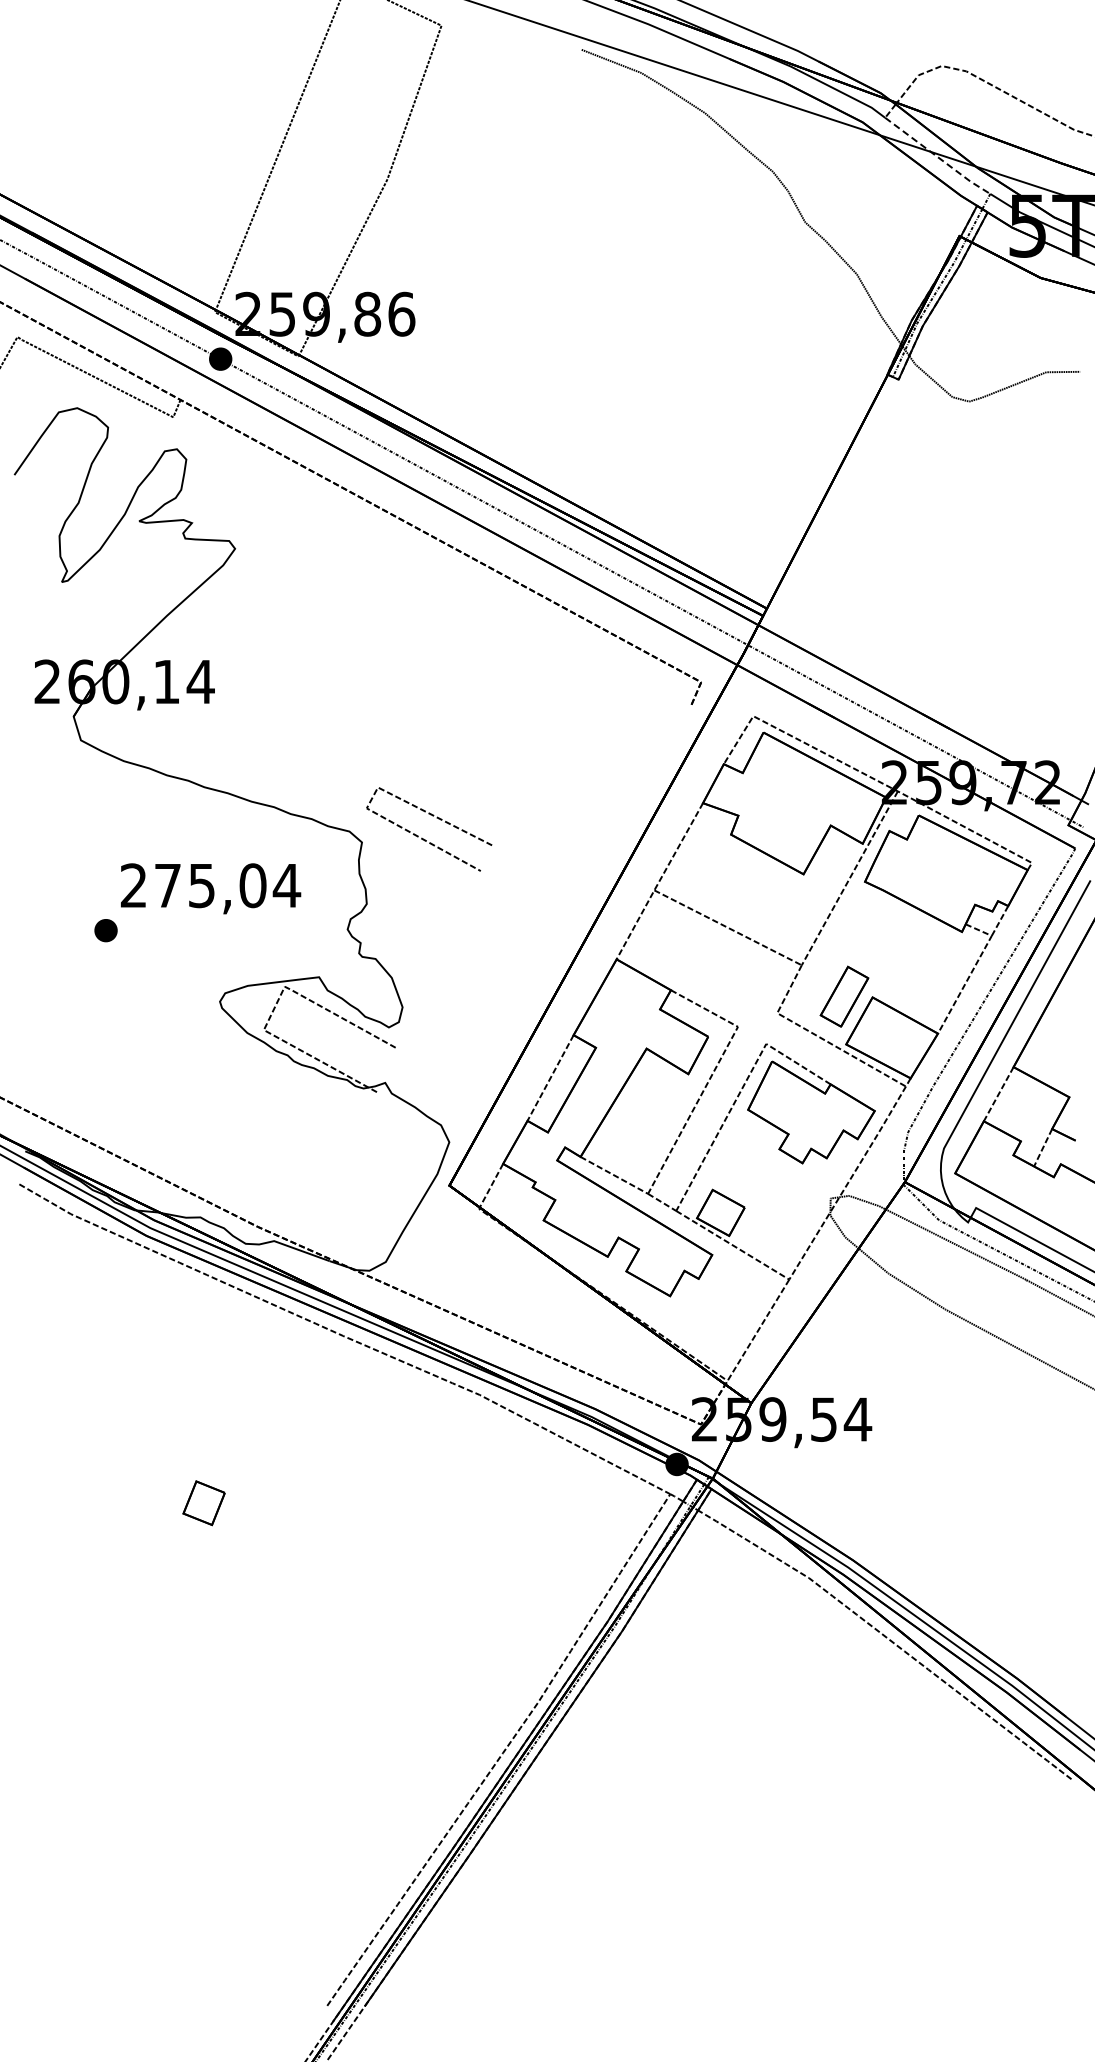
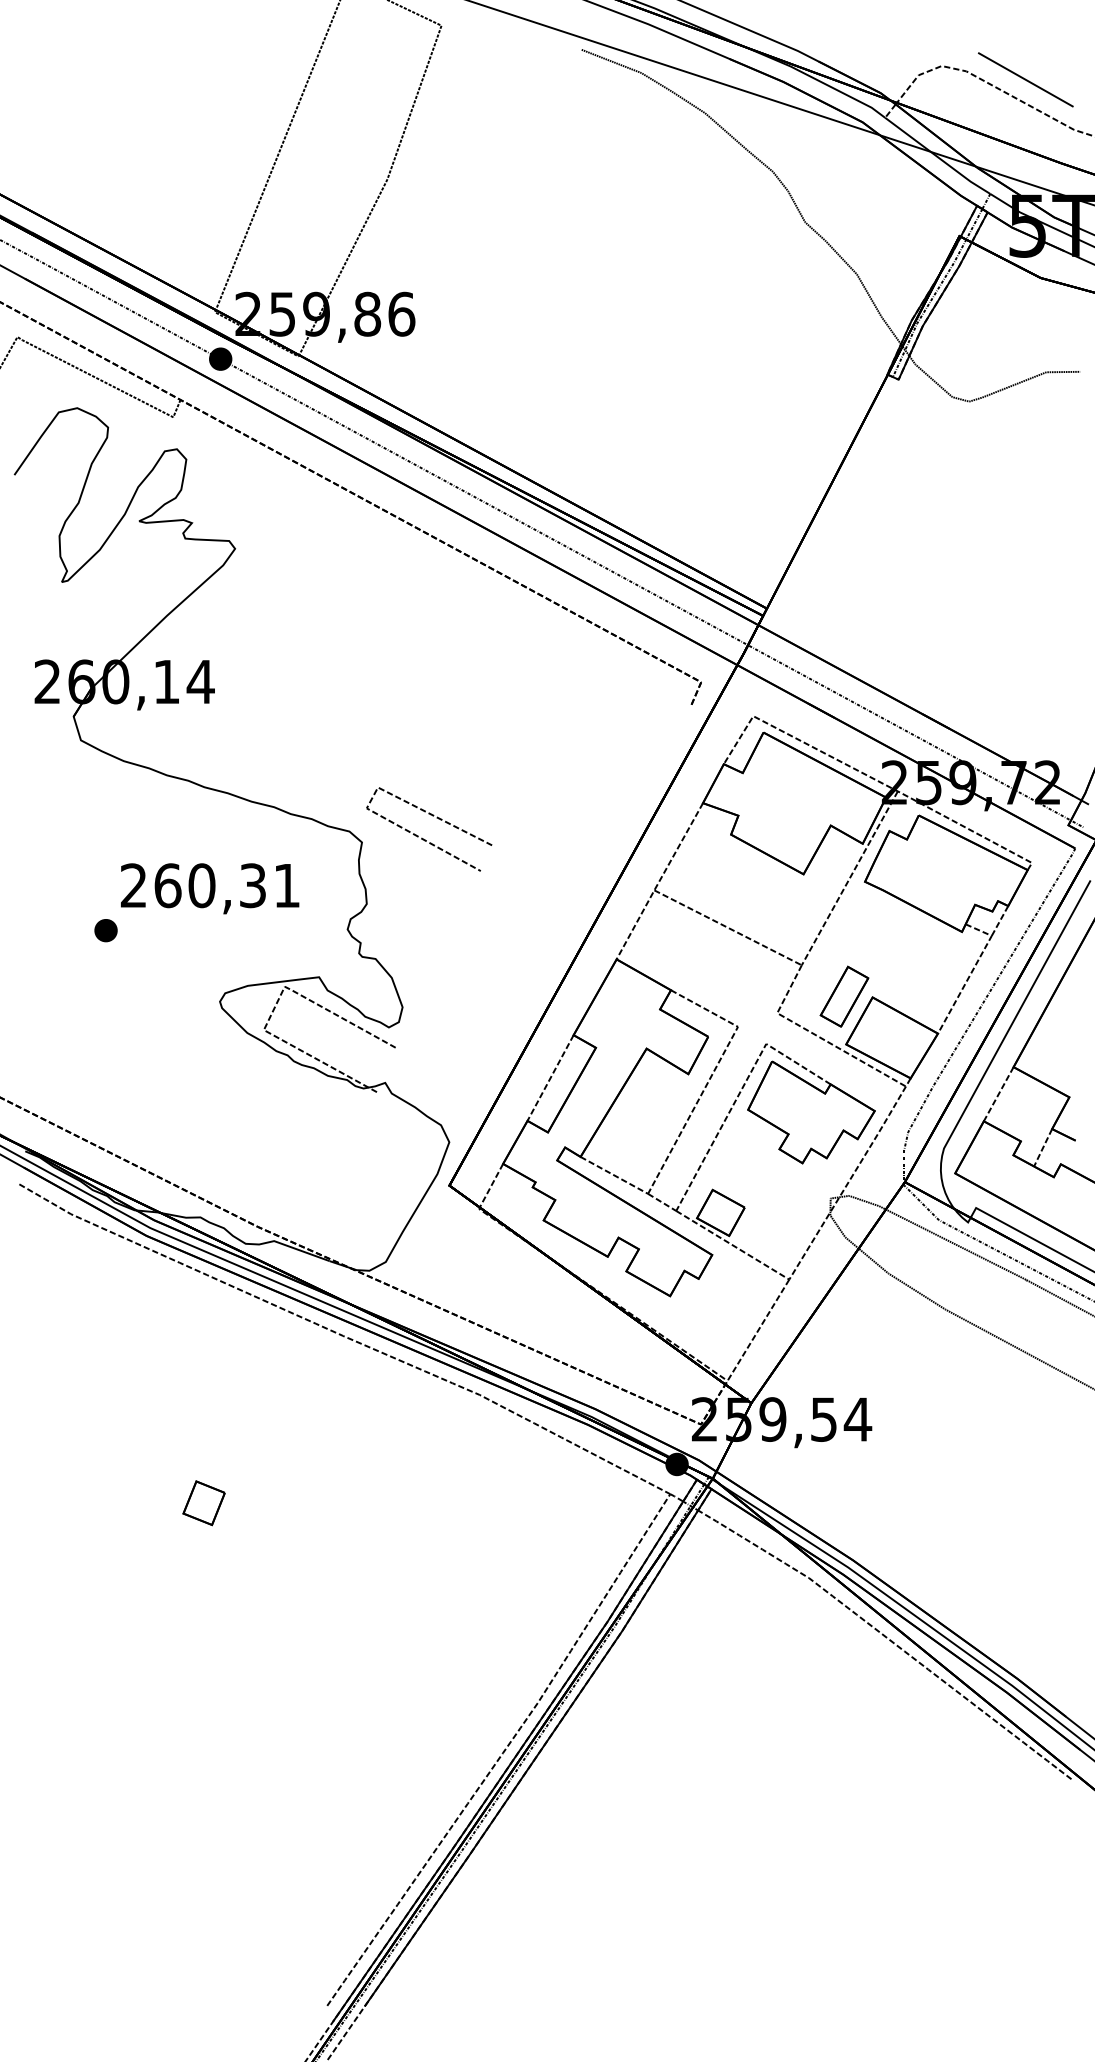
line: none -> present (1025, 79)
line: dashed -> solid (937, 157)
text: 275,04 -> 260,31 (227, 885)
